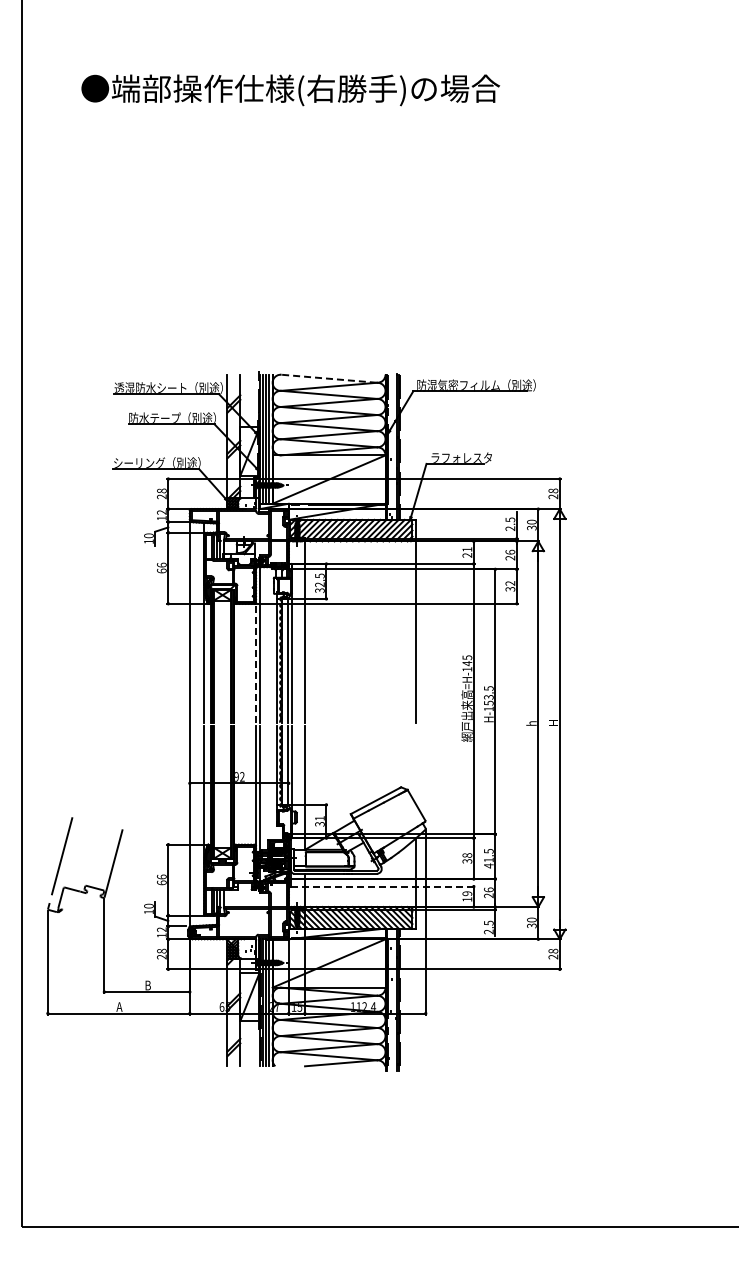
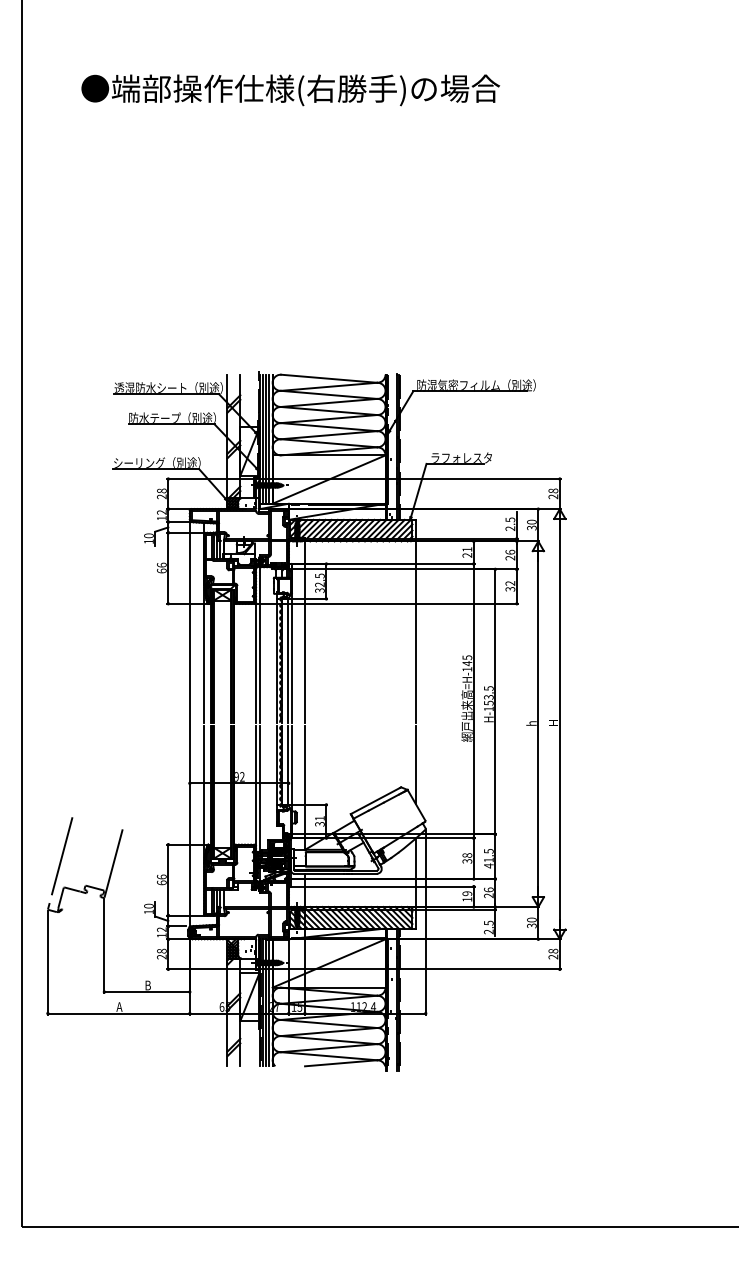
line: dashed -> solid (329, 378)
line: dashed -> solid (255, 662)
line: none -> present (415, 764)
line: dashed -> solid (383, 886)
